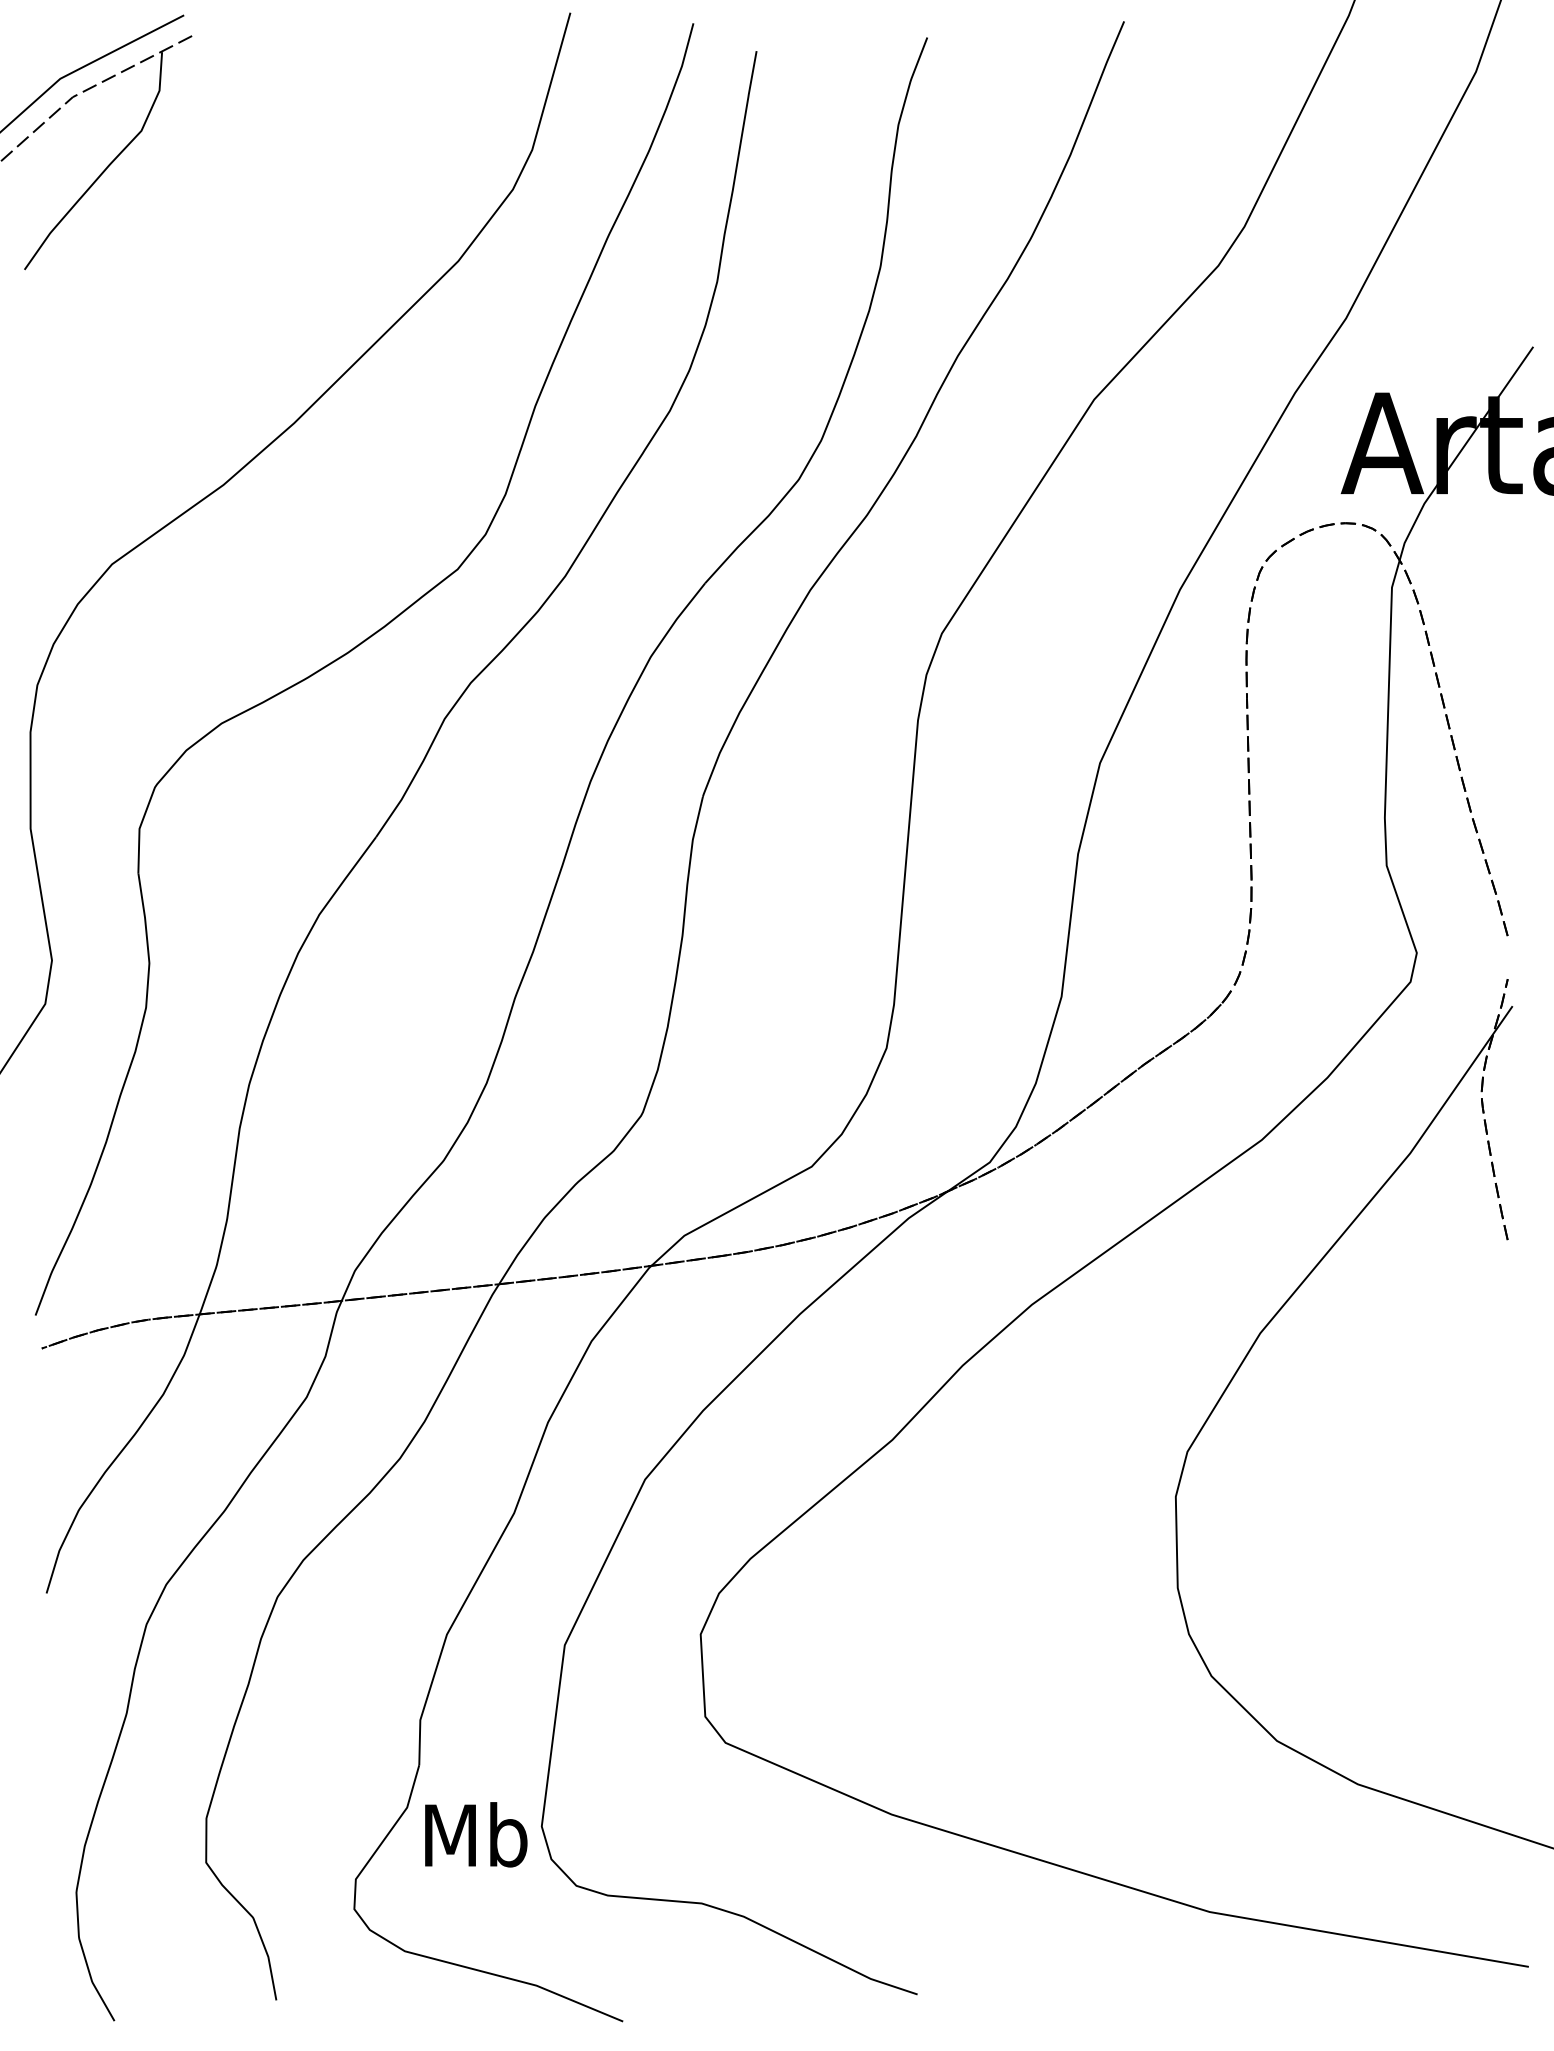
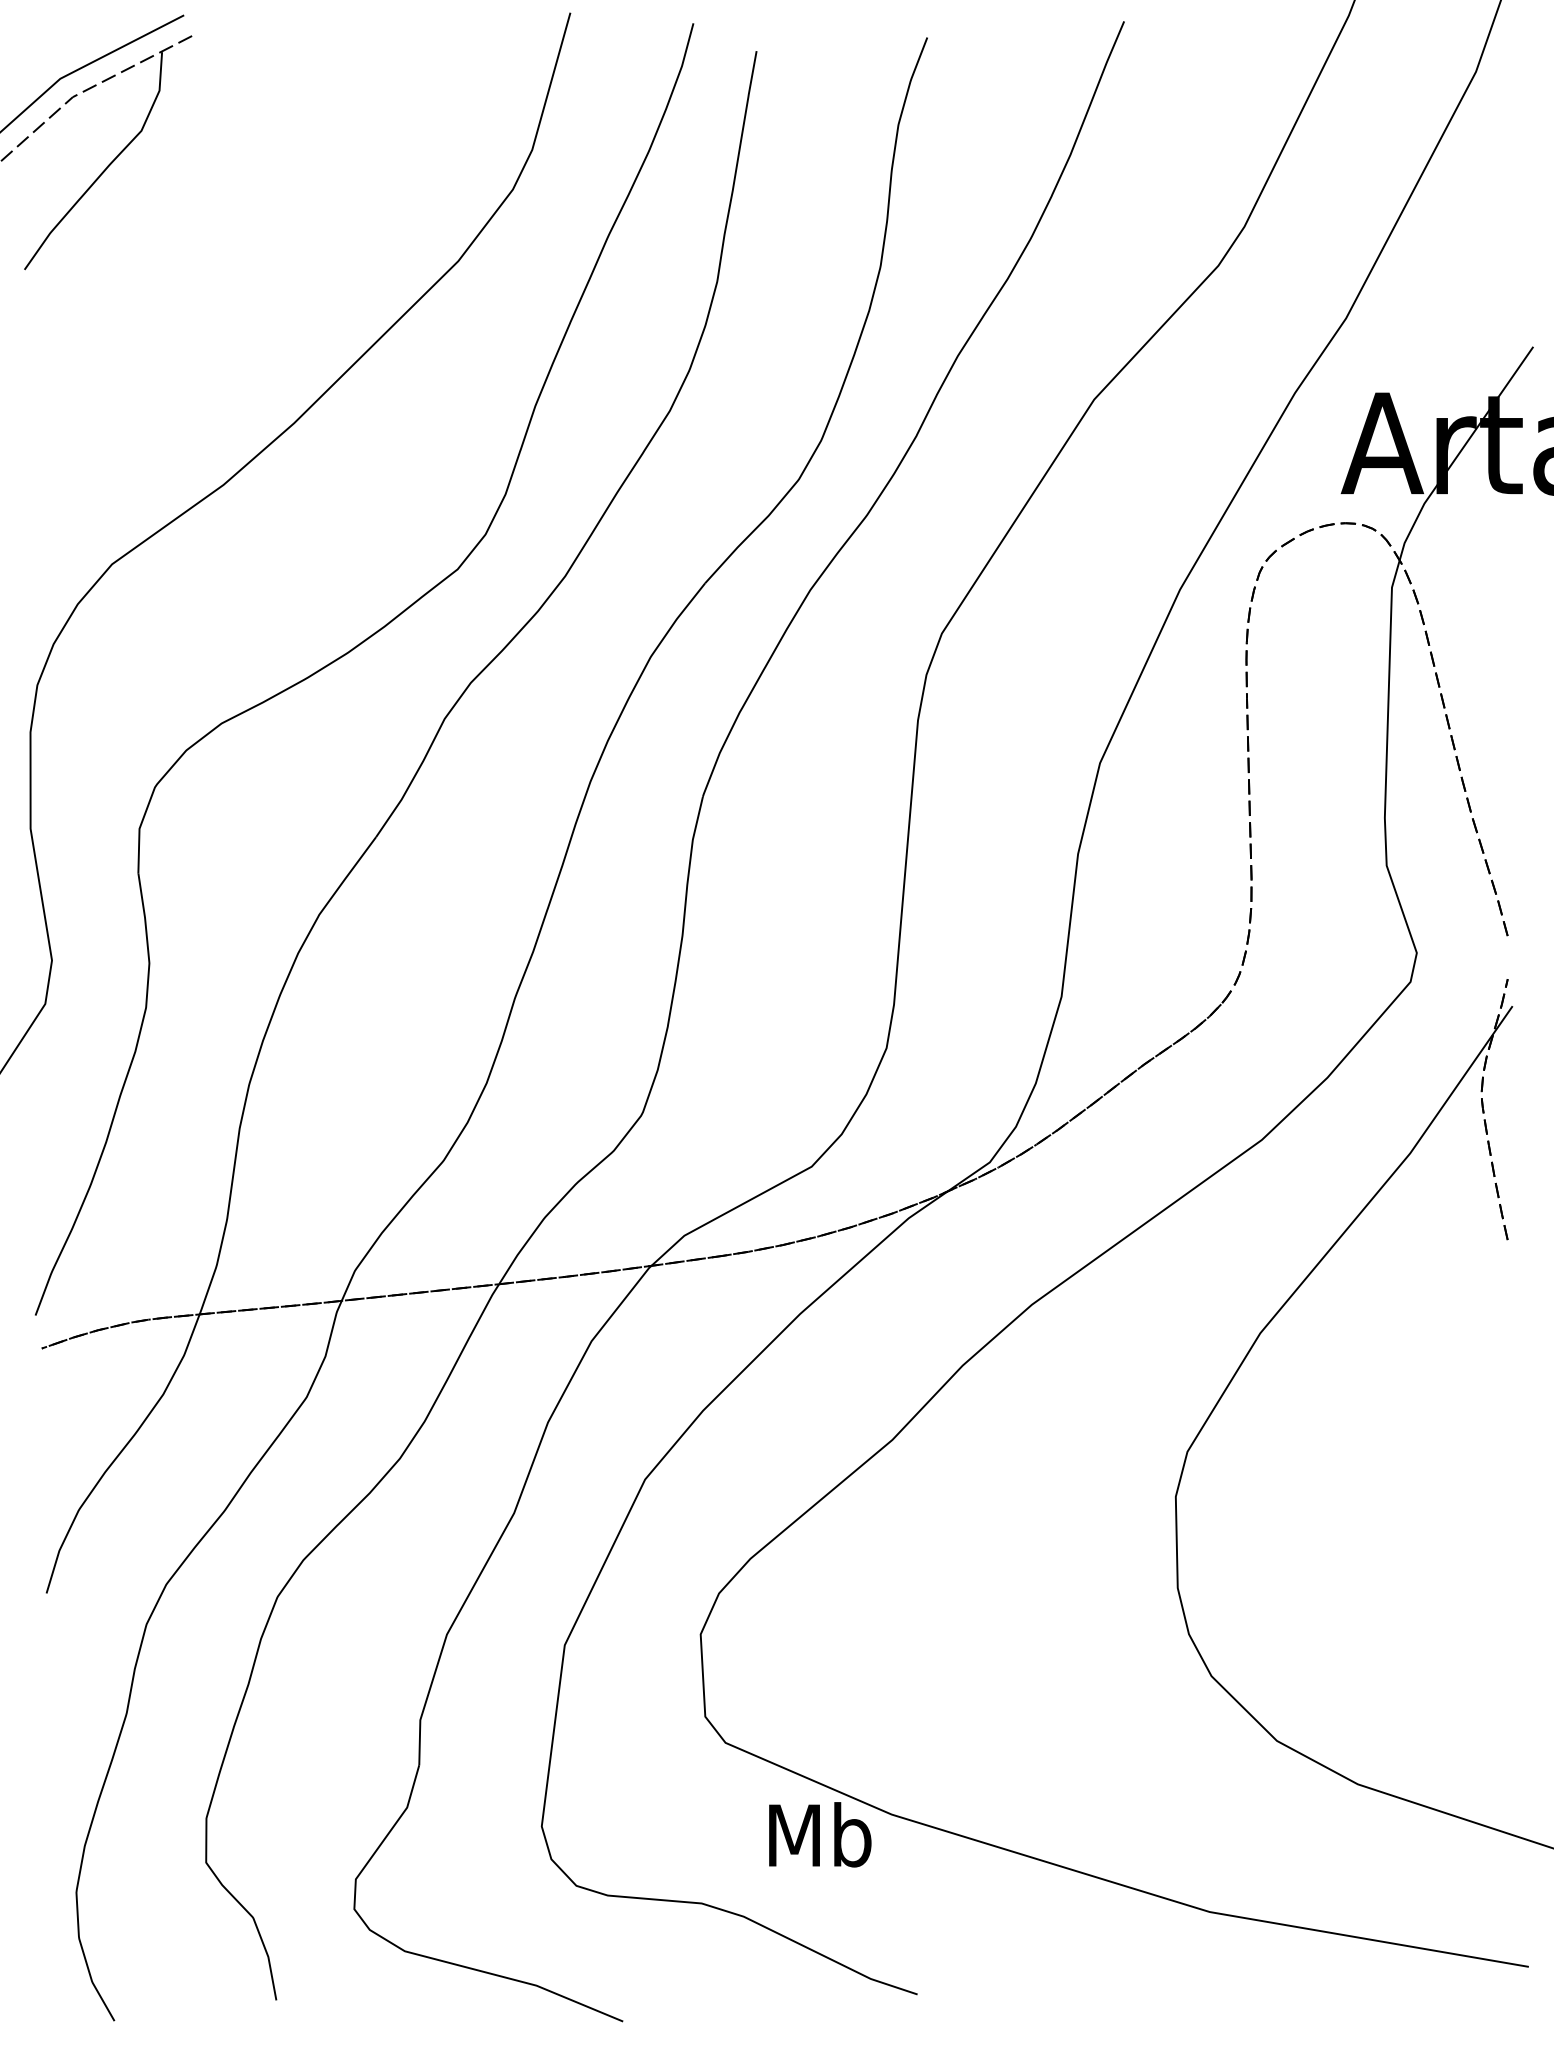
text position: (476, 1834) -> (820, 1834) (820, 1834)
